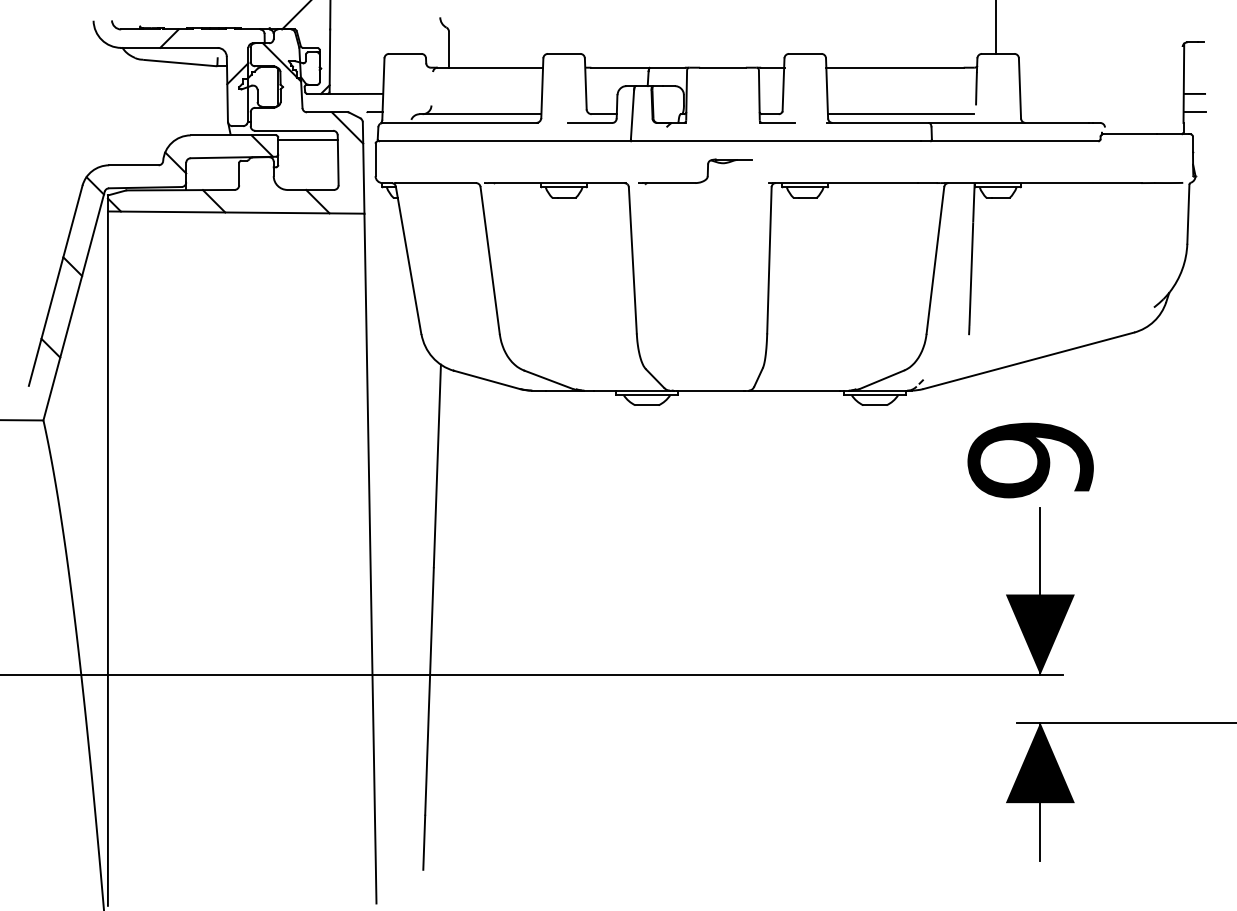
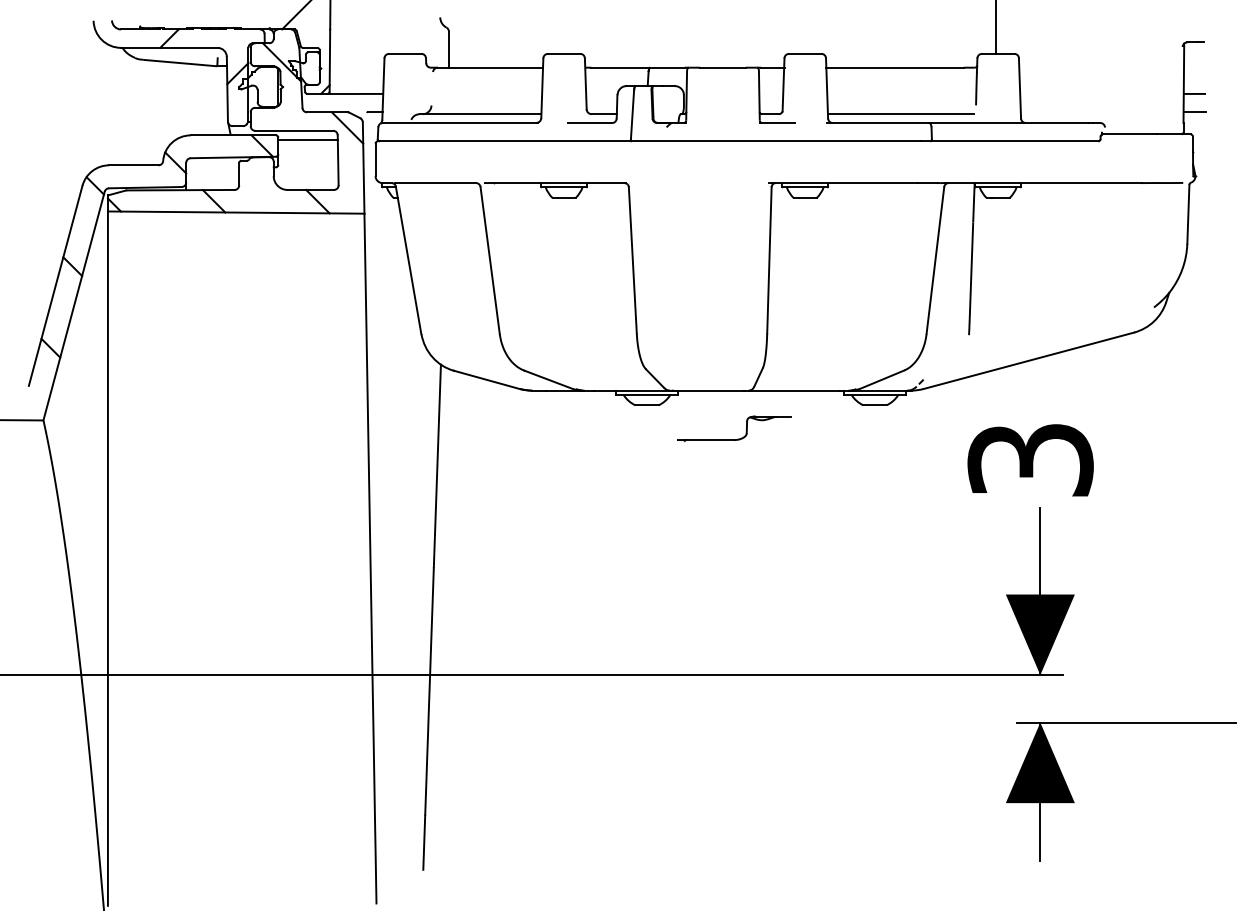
part position: (698, 181) -> (737, 438) (737, 438)
text: 9 -> 3 (1030, 460)
